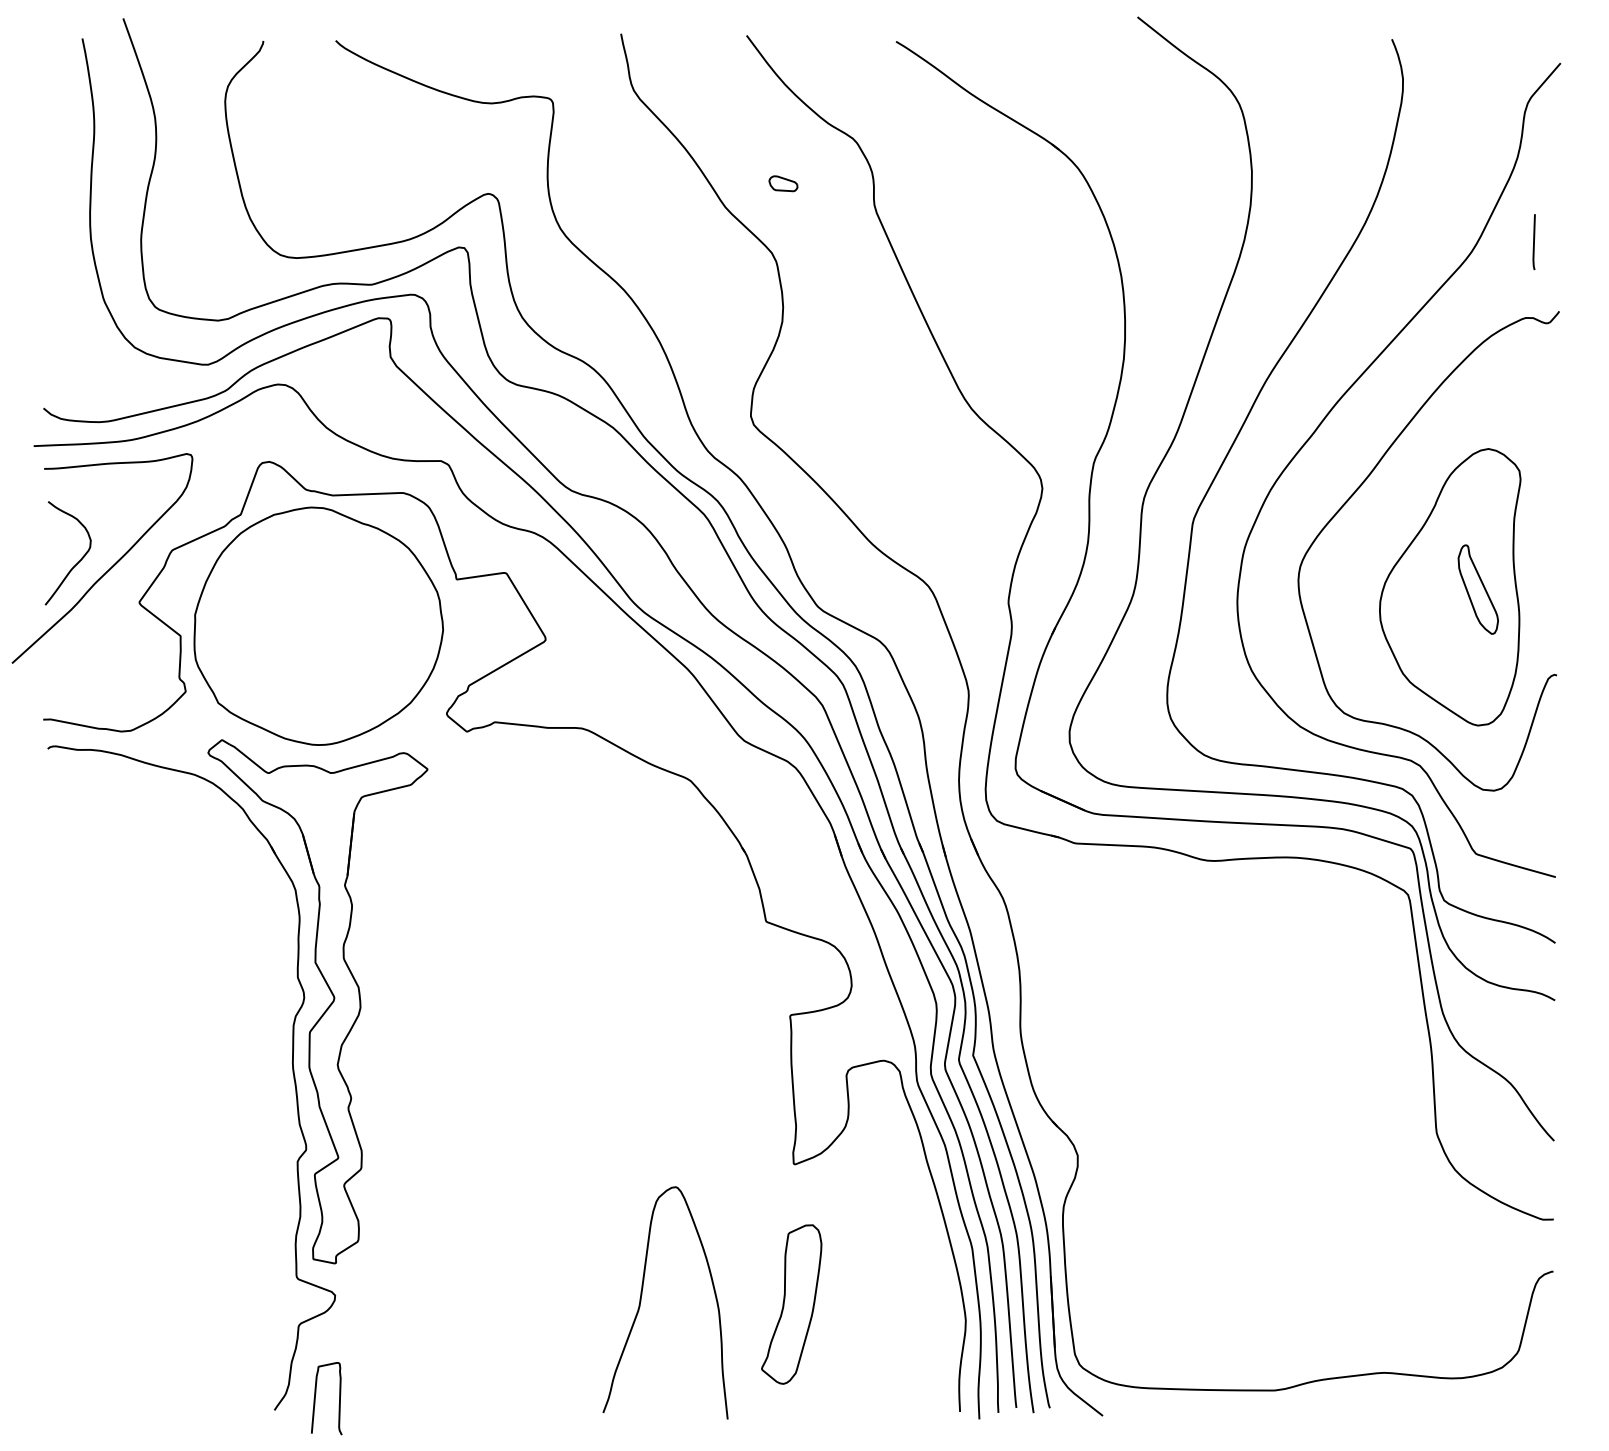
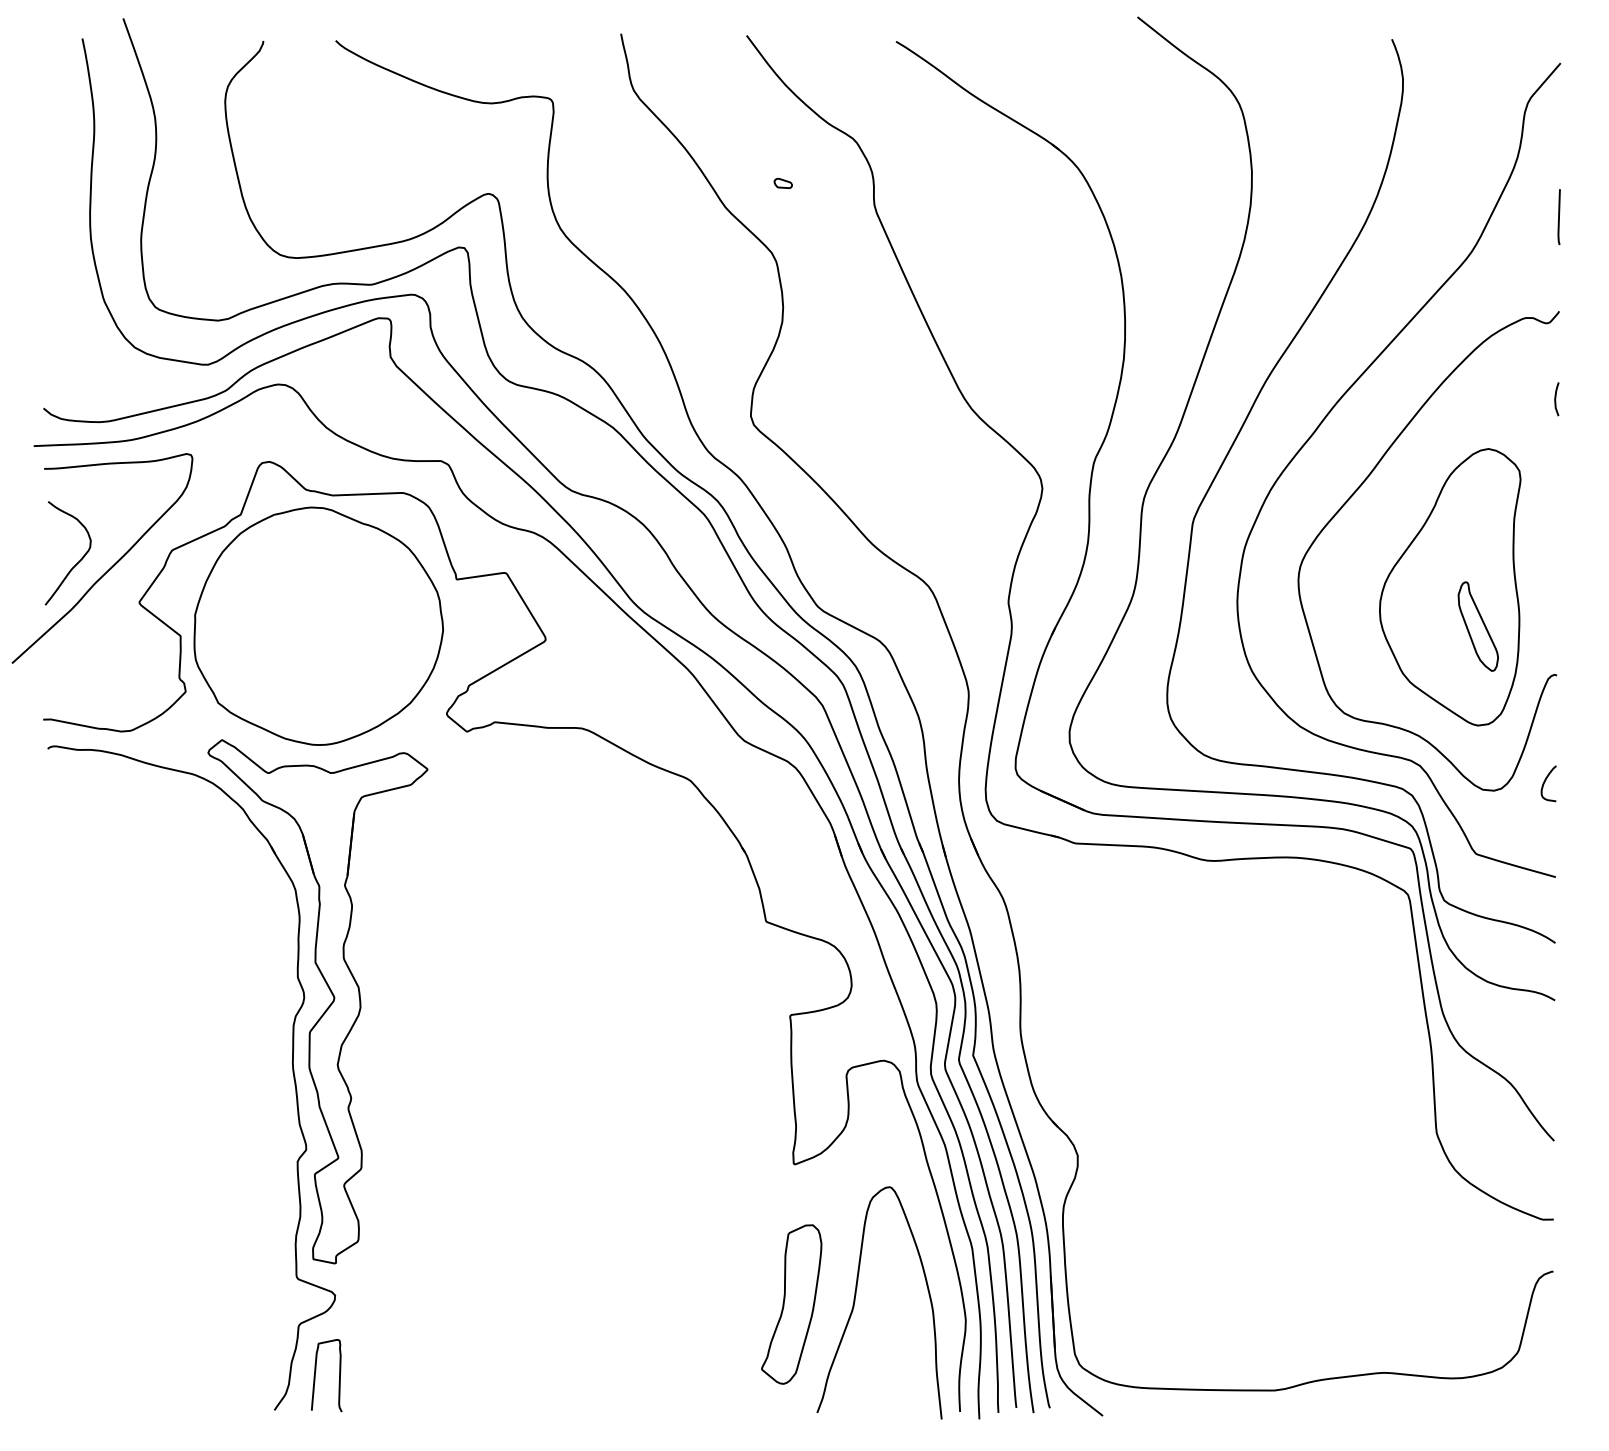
part size: 31x18 px -> 20x12 px (782, 182)
line position: (1533, 242) -> (1558, 217) (1558, 217)
curve: none -> present (1556, 398)
part position: (1477, 589) -> (1477, 626) (1477, 626)
curve: none -> present (1545, 782)
curve position: (641, 1301) -> (855, 1301) (855, 1301)
curve position: (315, 1398) -> (315, 1375) (315, 1375)
